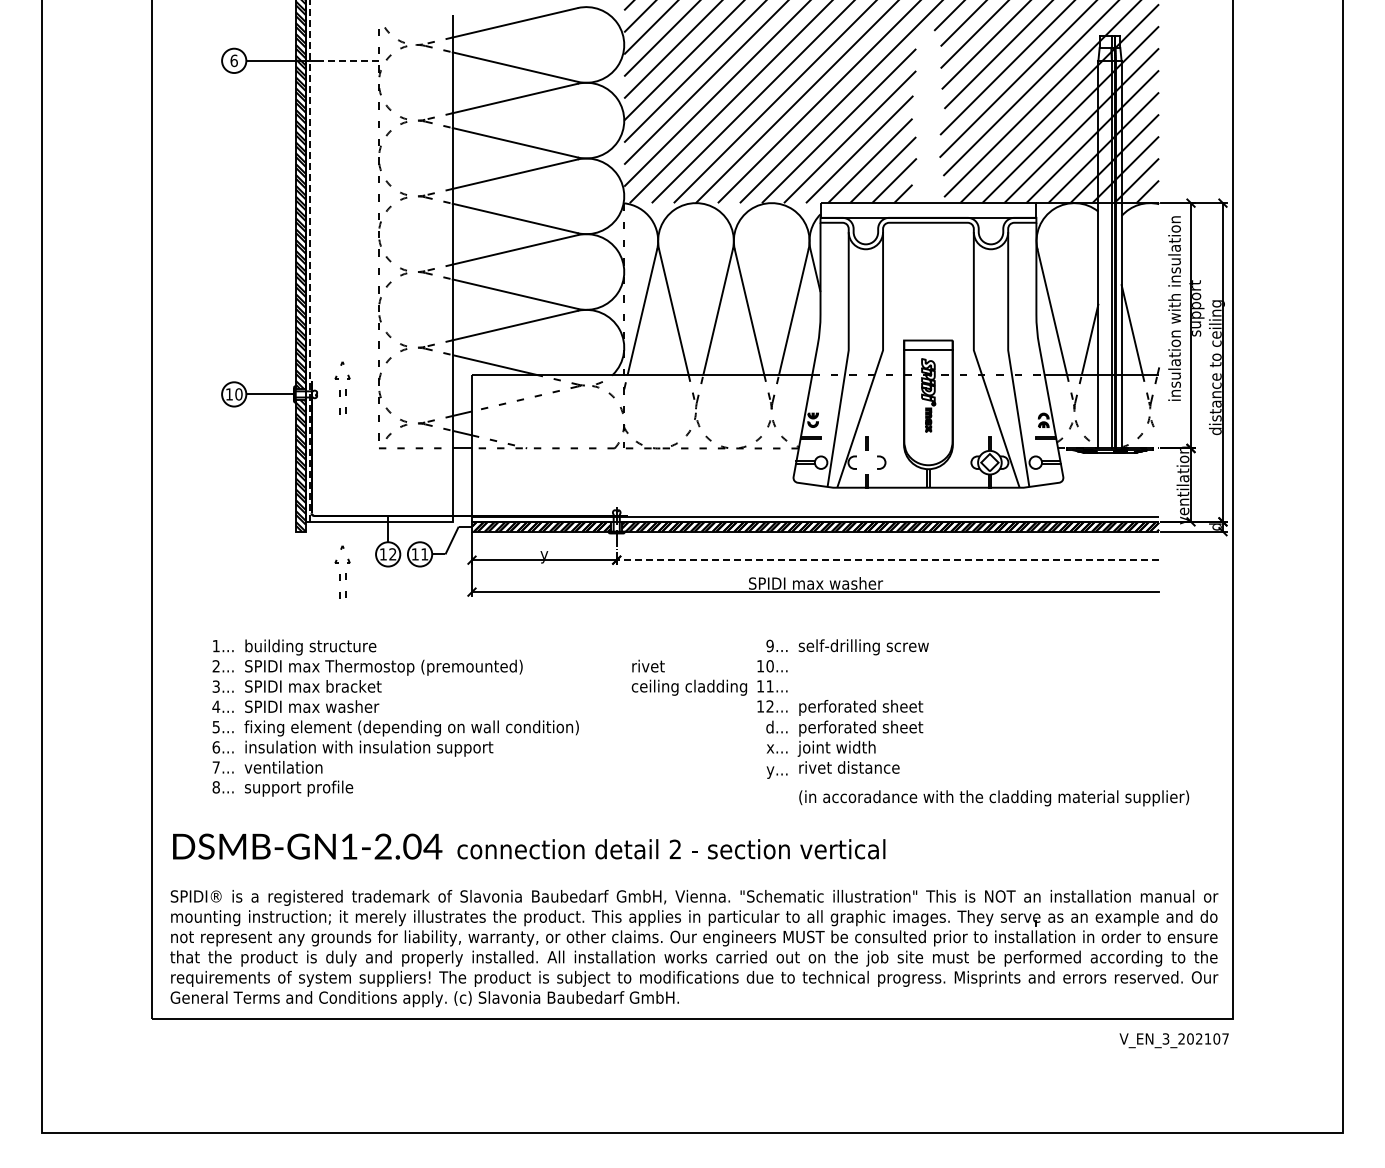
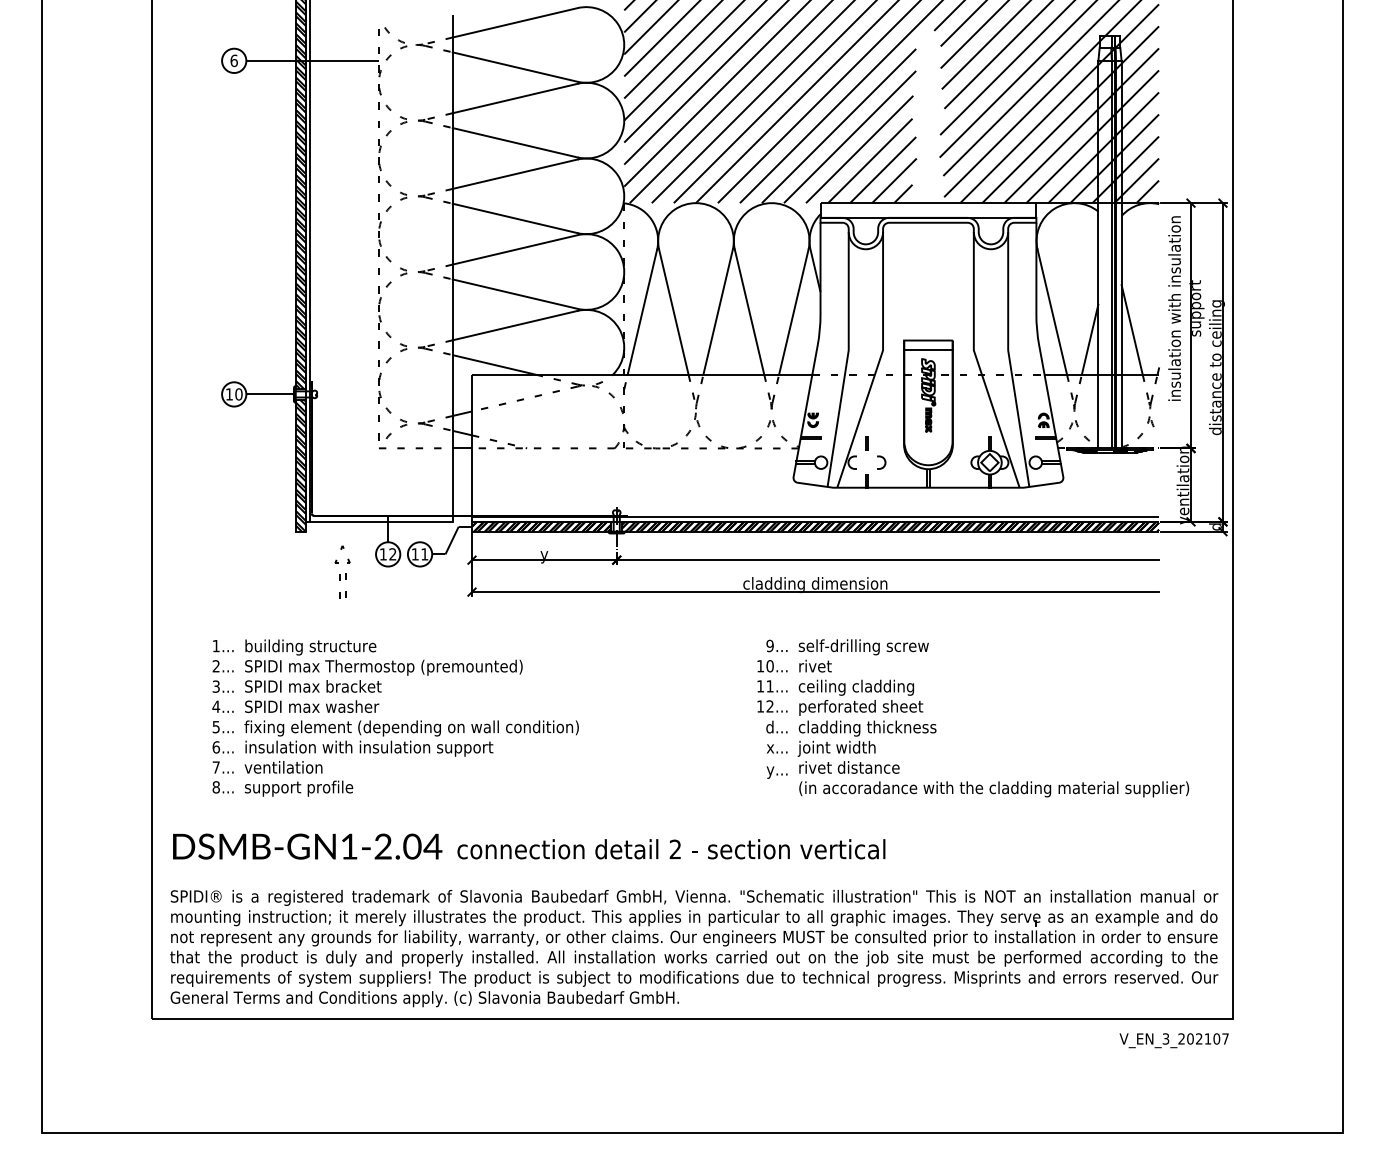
line: dashed -> solid (348, 60)
line: dashed -> solid (310, 261)
part: present -> none (342, 387)
line: dashed -> solid (887, 560)
text: SPIDI max washer -> cladding dimension (815, 585)
text position: (689, 677) -> (856, 677) (856, 677)
text: perforated sheet -> cladding thickness (867, 728)
text position: (994, 798) -> (994, 789) (994, 789)
